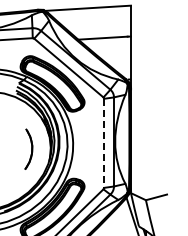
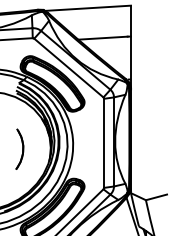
line: dashed -> solid (104, 143)
part position: (28, 148) -> (19, 148) (19, 148)
